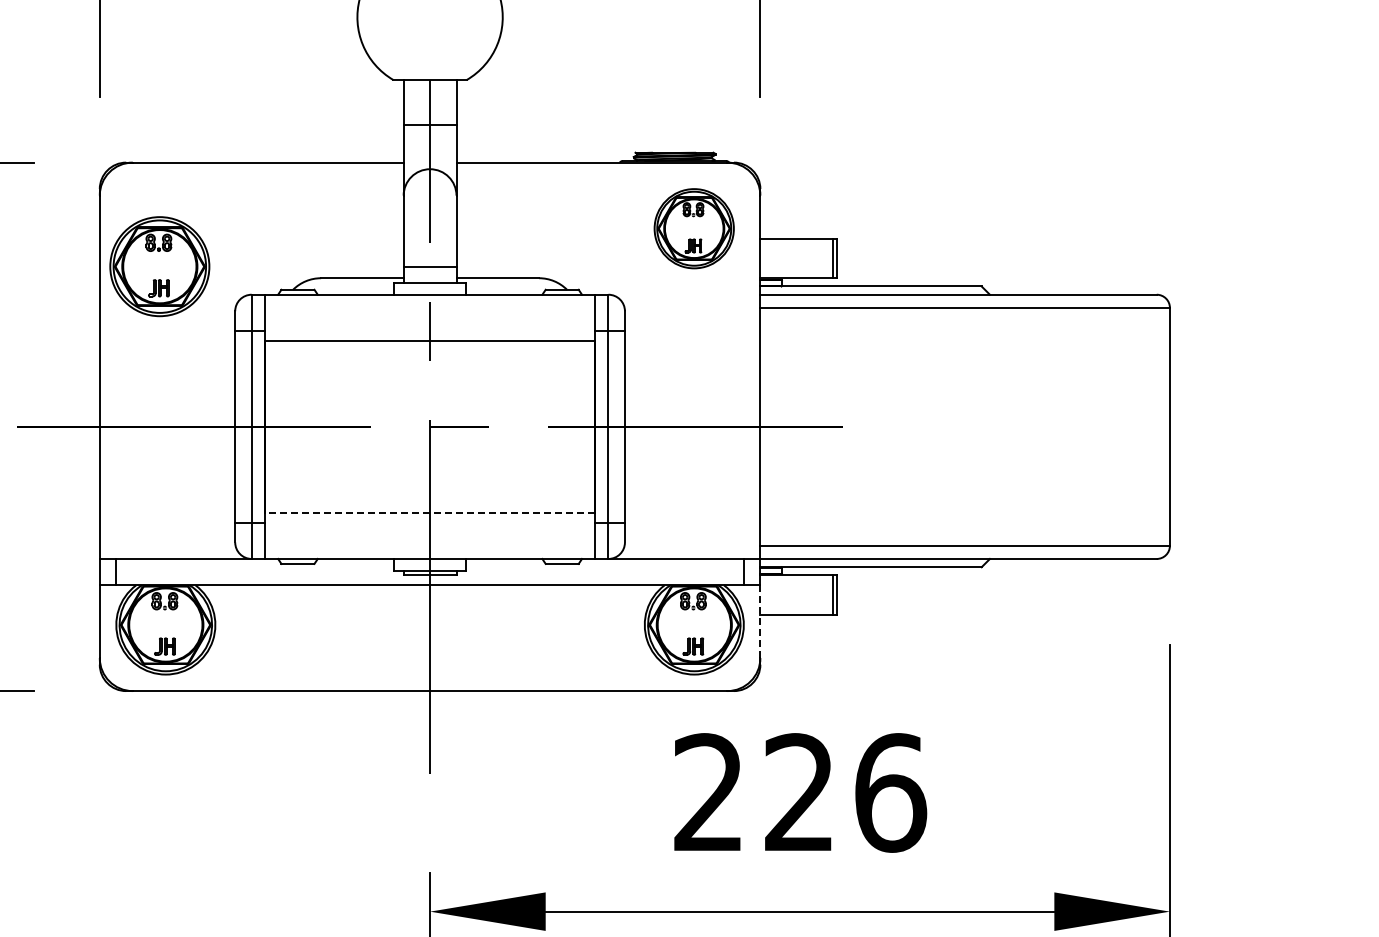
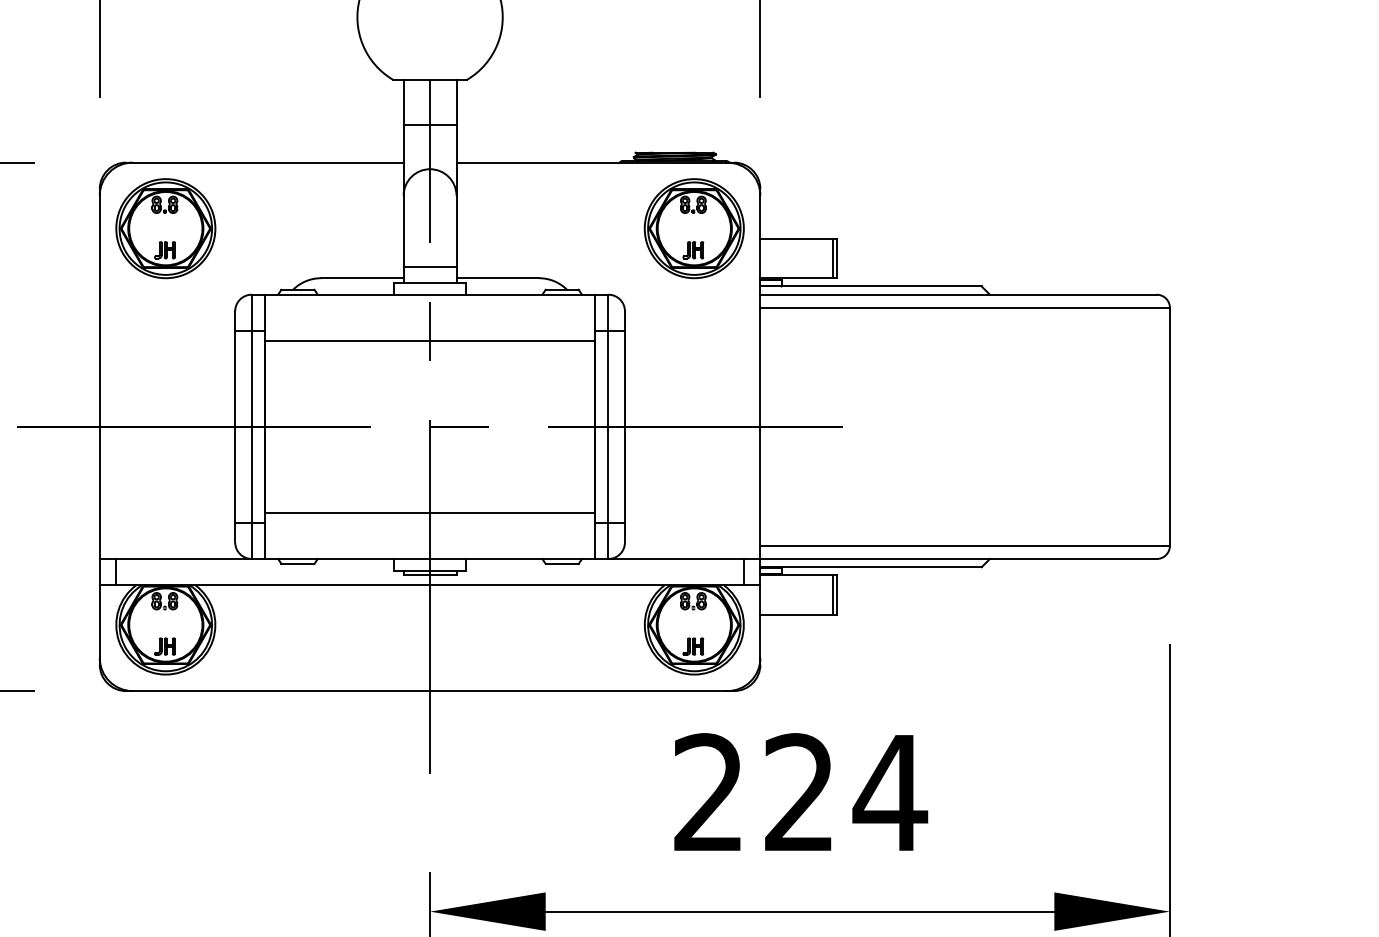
part size: 82x82 px -> 102x102 px (693, 228)
part position: (159, 266) -> (165, 228) (165, 228)
line: dashed -> solid (429, 512)
line: dashed -> solid (760, 622)
text: 226 -> 224 (890, 792)
